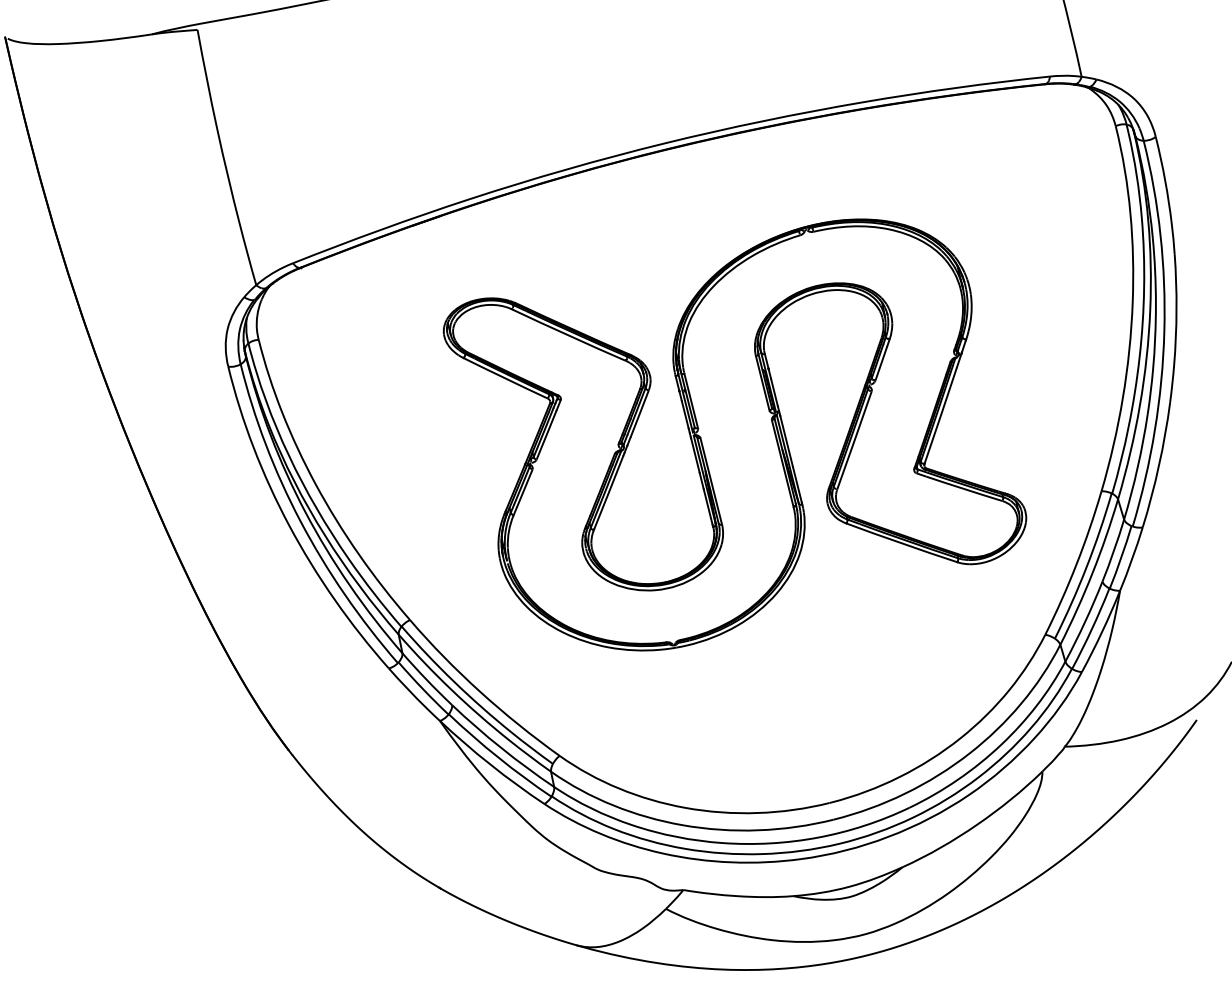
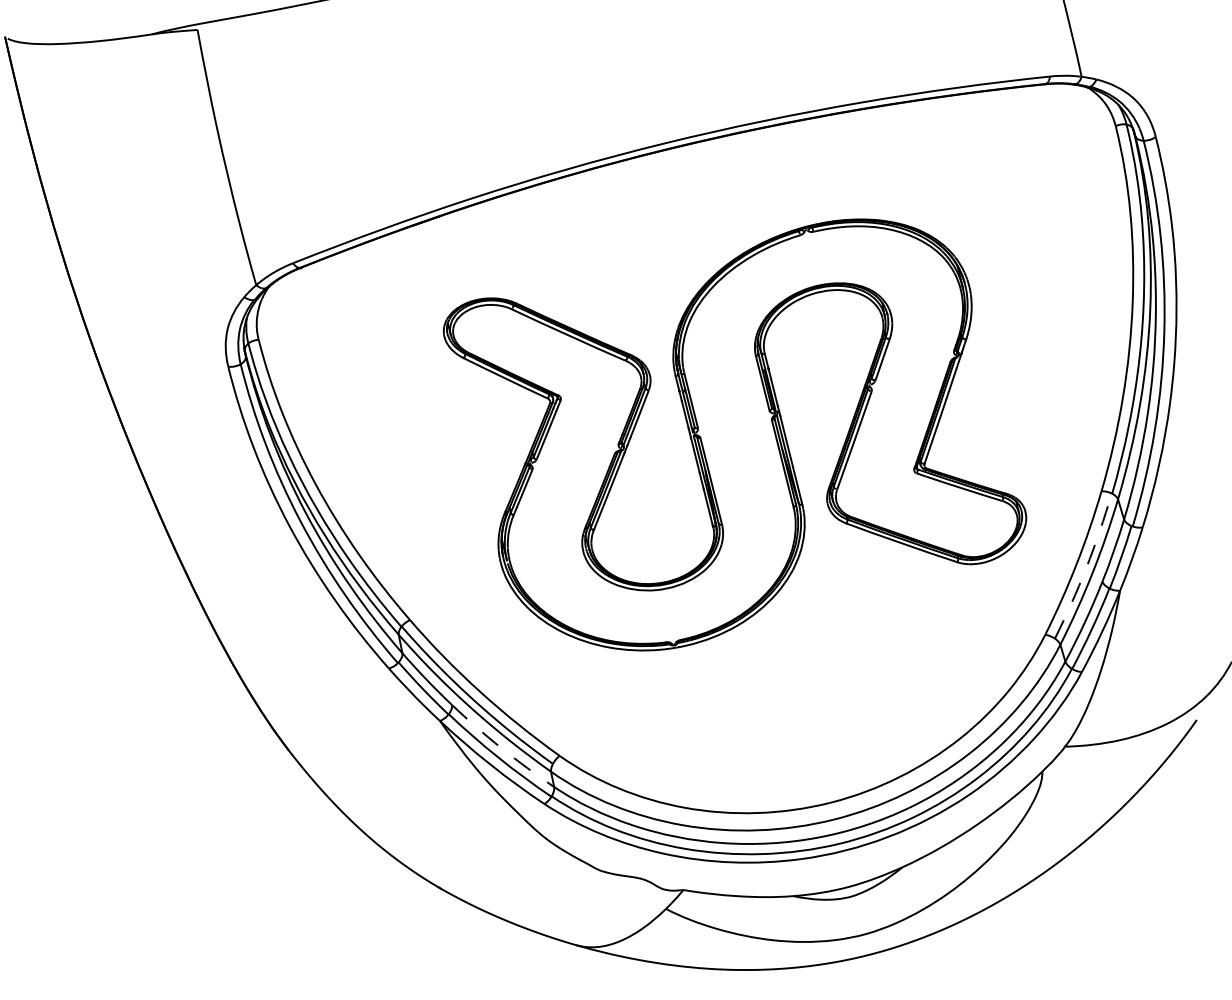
arc: solid -> dashed (1086, 567)
arc: solid -> dashed (501, 748)
